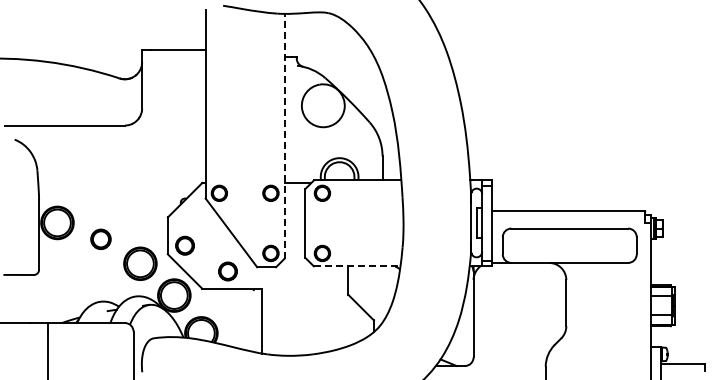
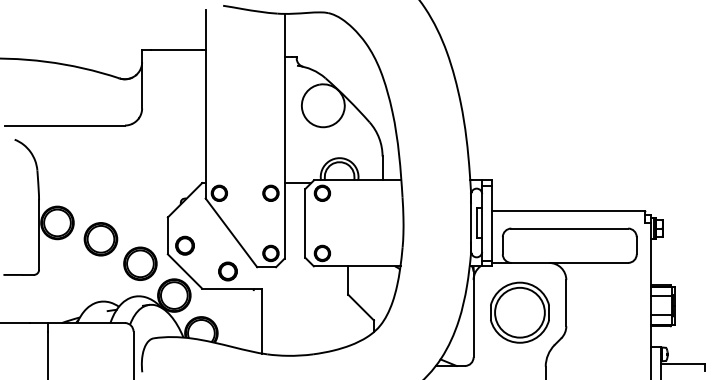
line: dashed -> solid (284, 135)
part size: 22x22 px -> 36x35 px (100, 239)
line: dashed -> solid (357, 266)
part: none -> present (519, 312)
